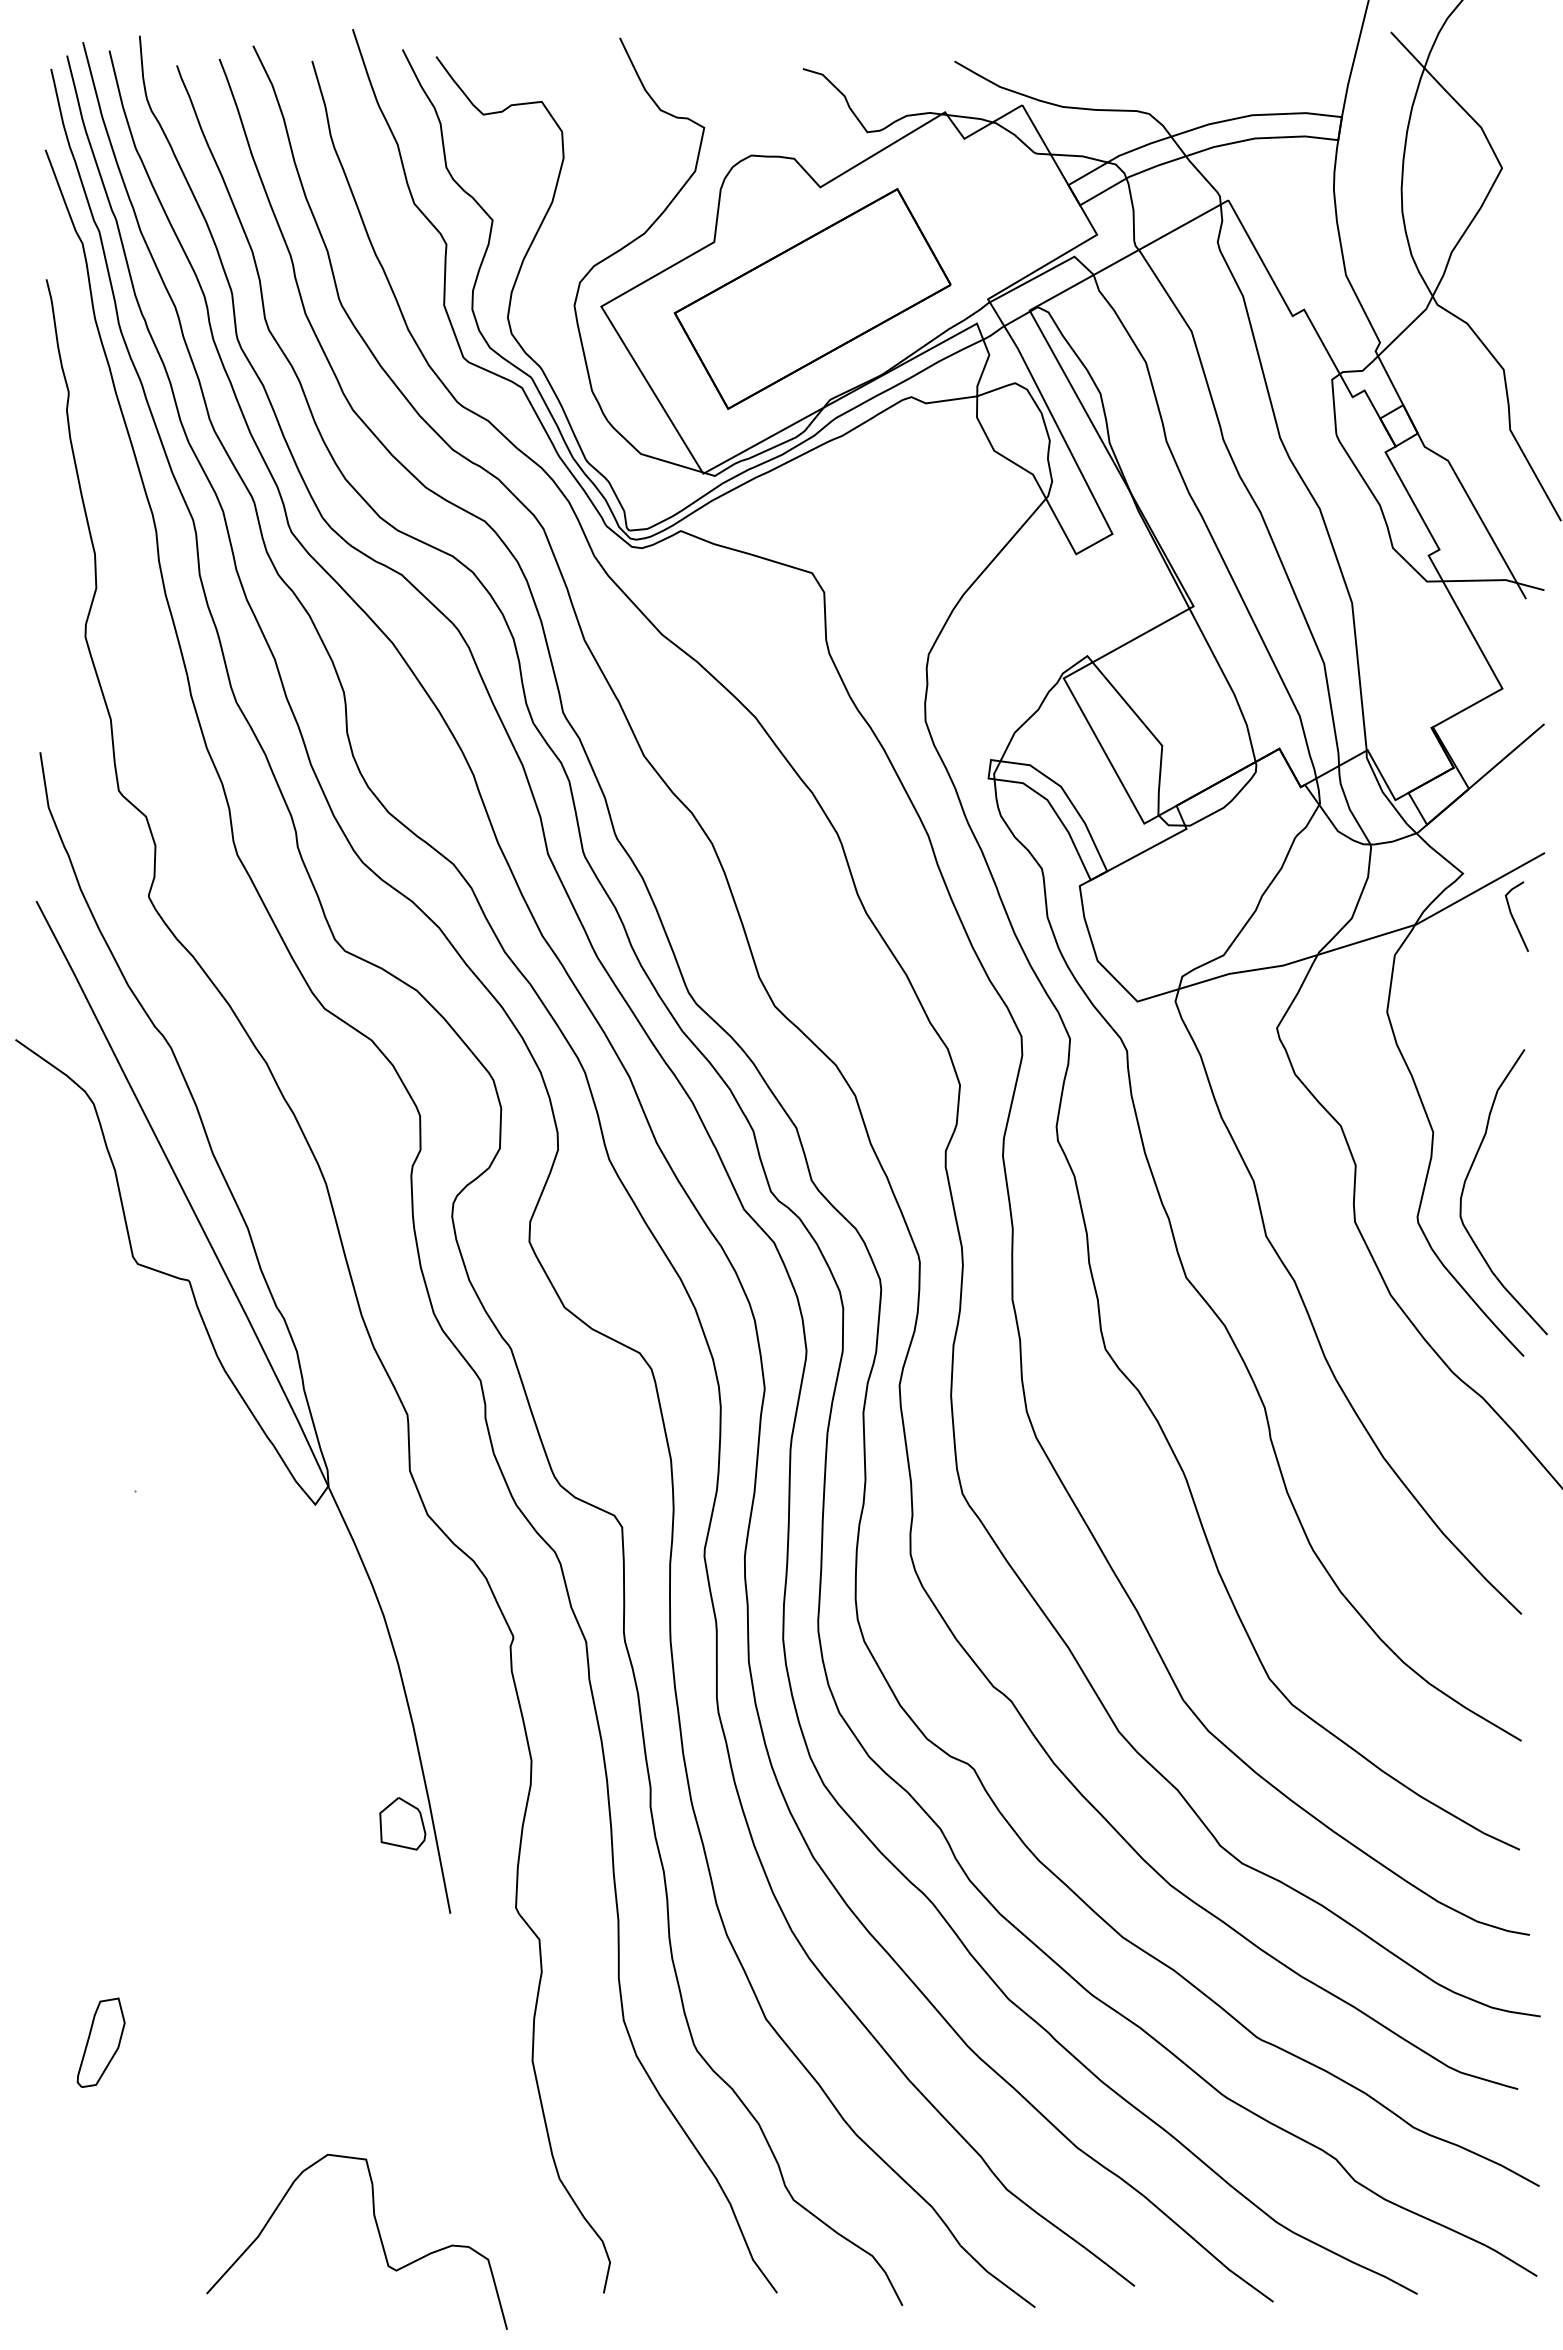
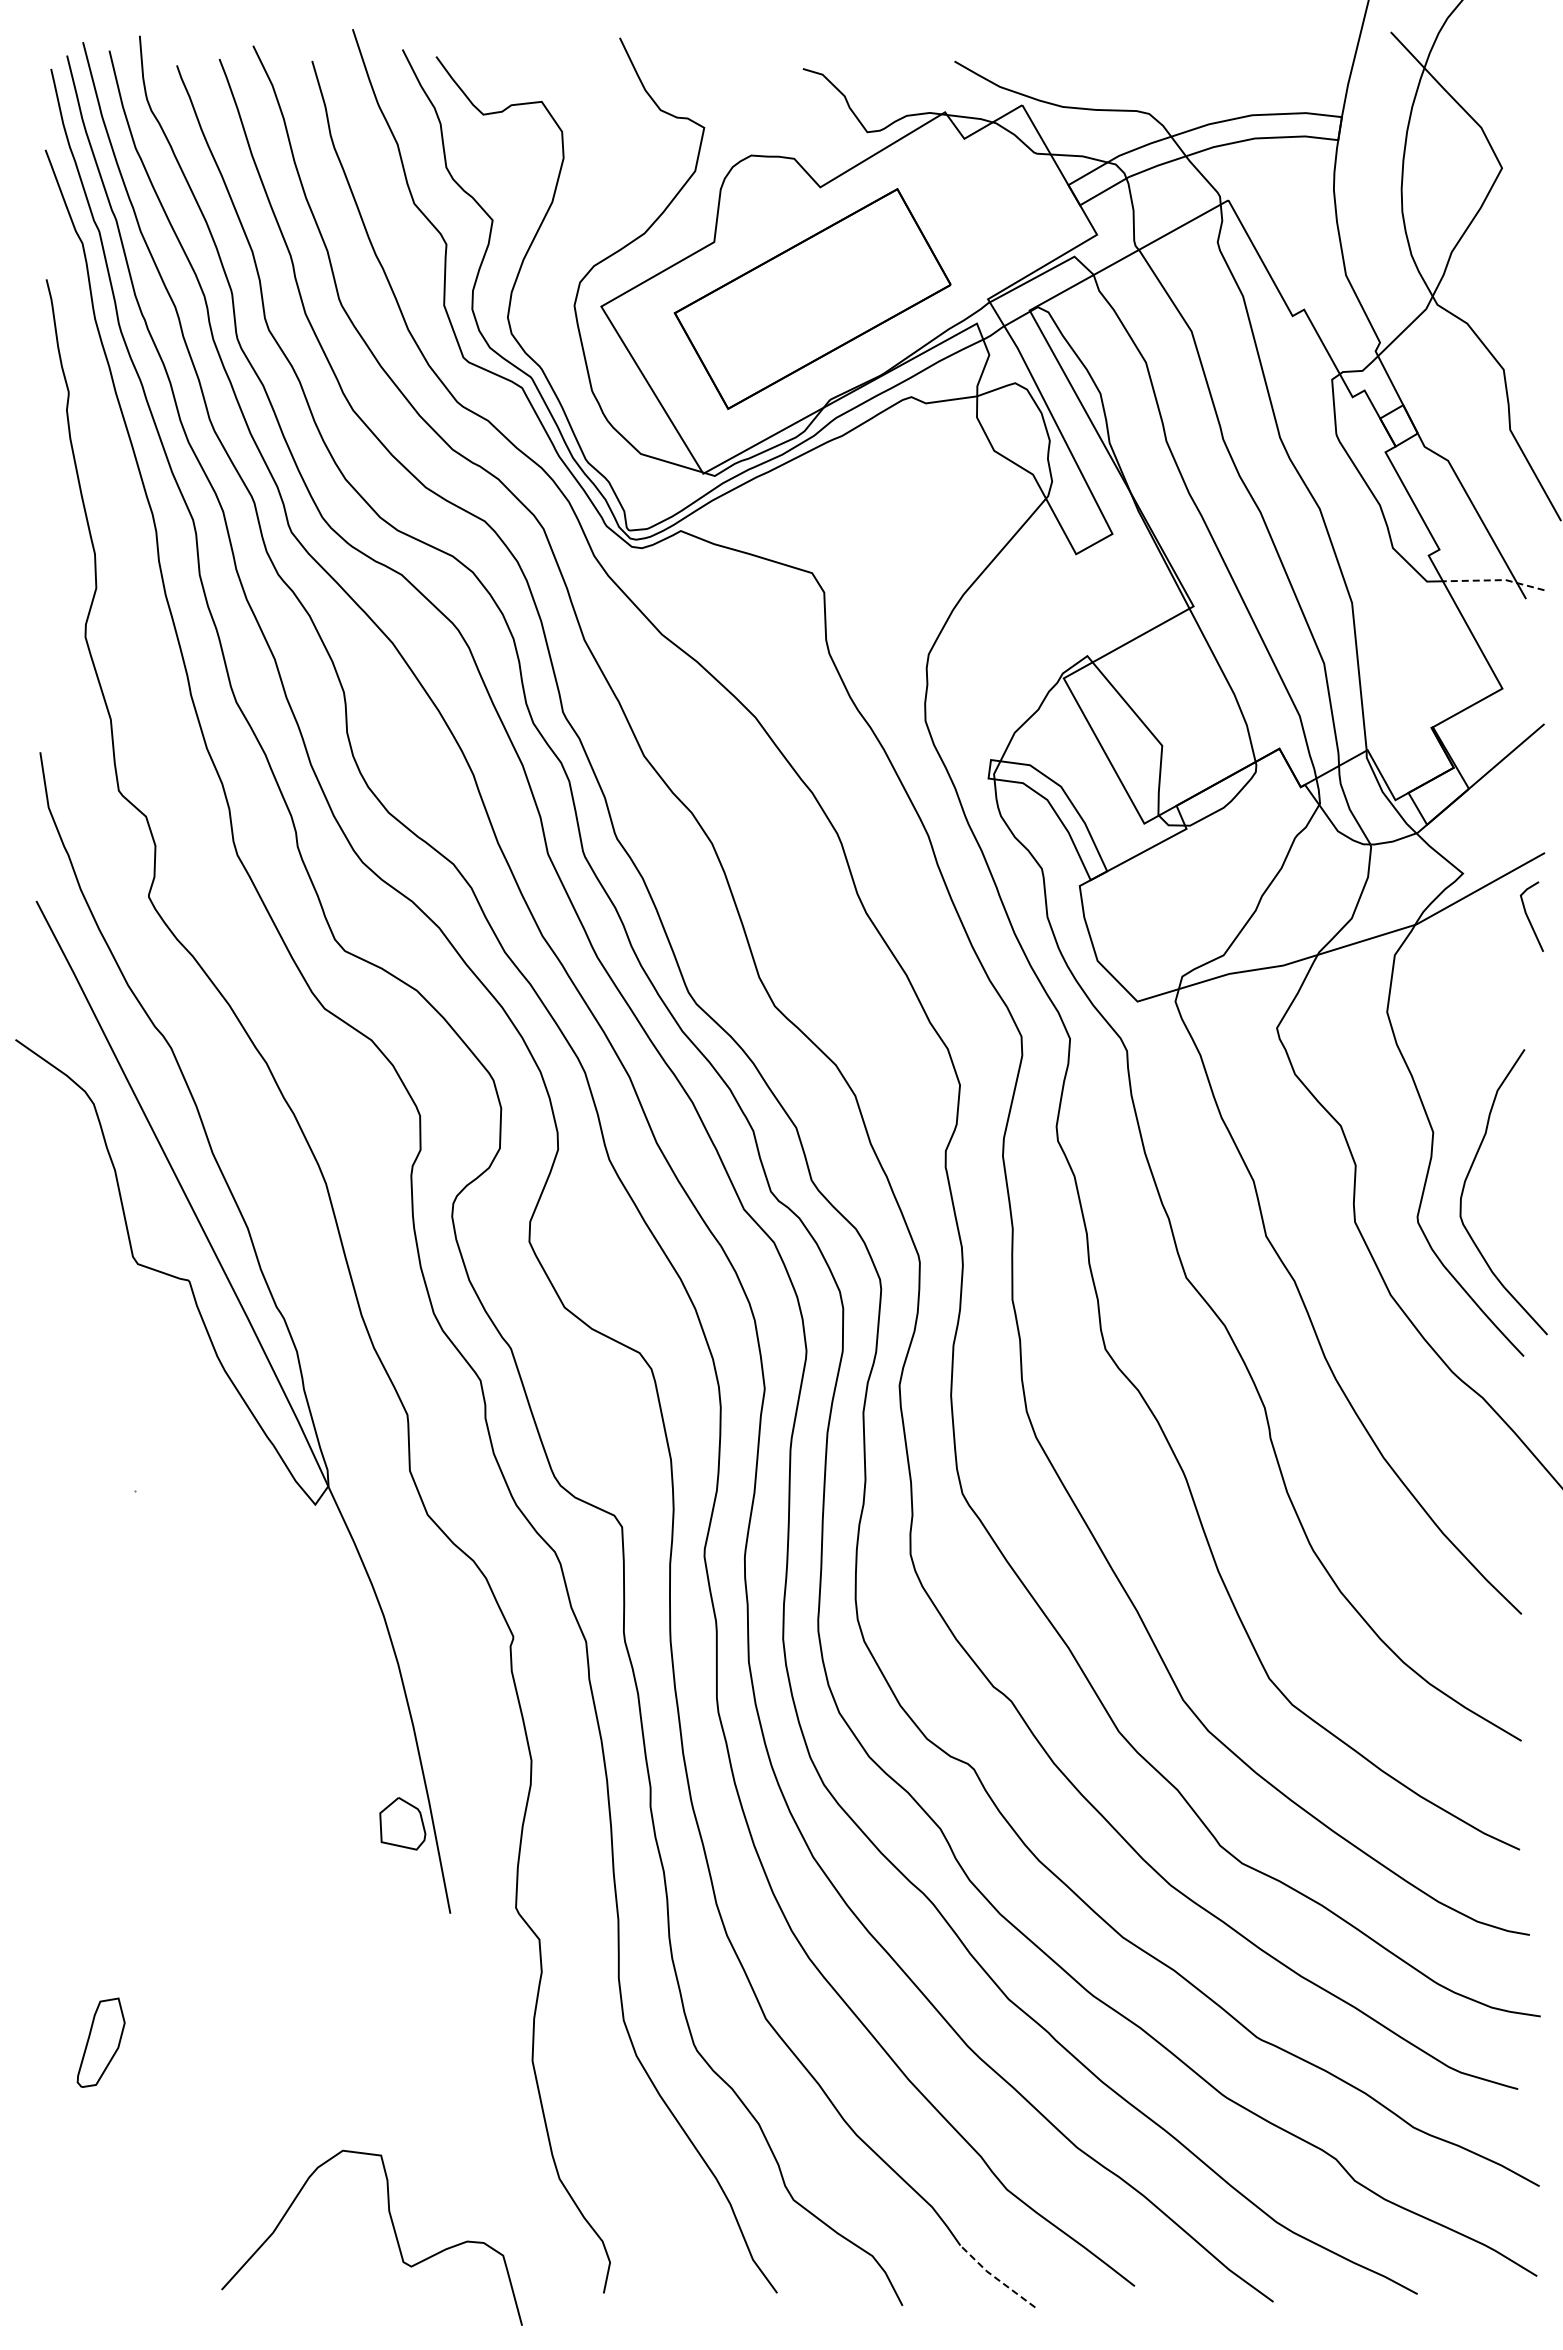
line: solid -> dashed (1494, 580)
line position: (1514, 918) -> (1529, 918) (1529, 918)
curve position: (378, 2234) -> (393, 2230) (393, 2230)
line: solid -> dashed (995, 2277)
